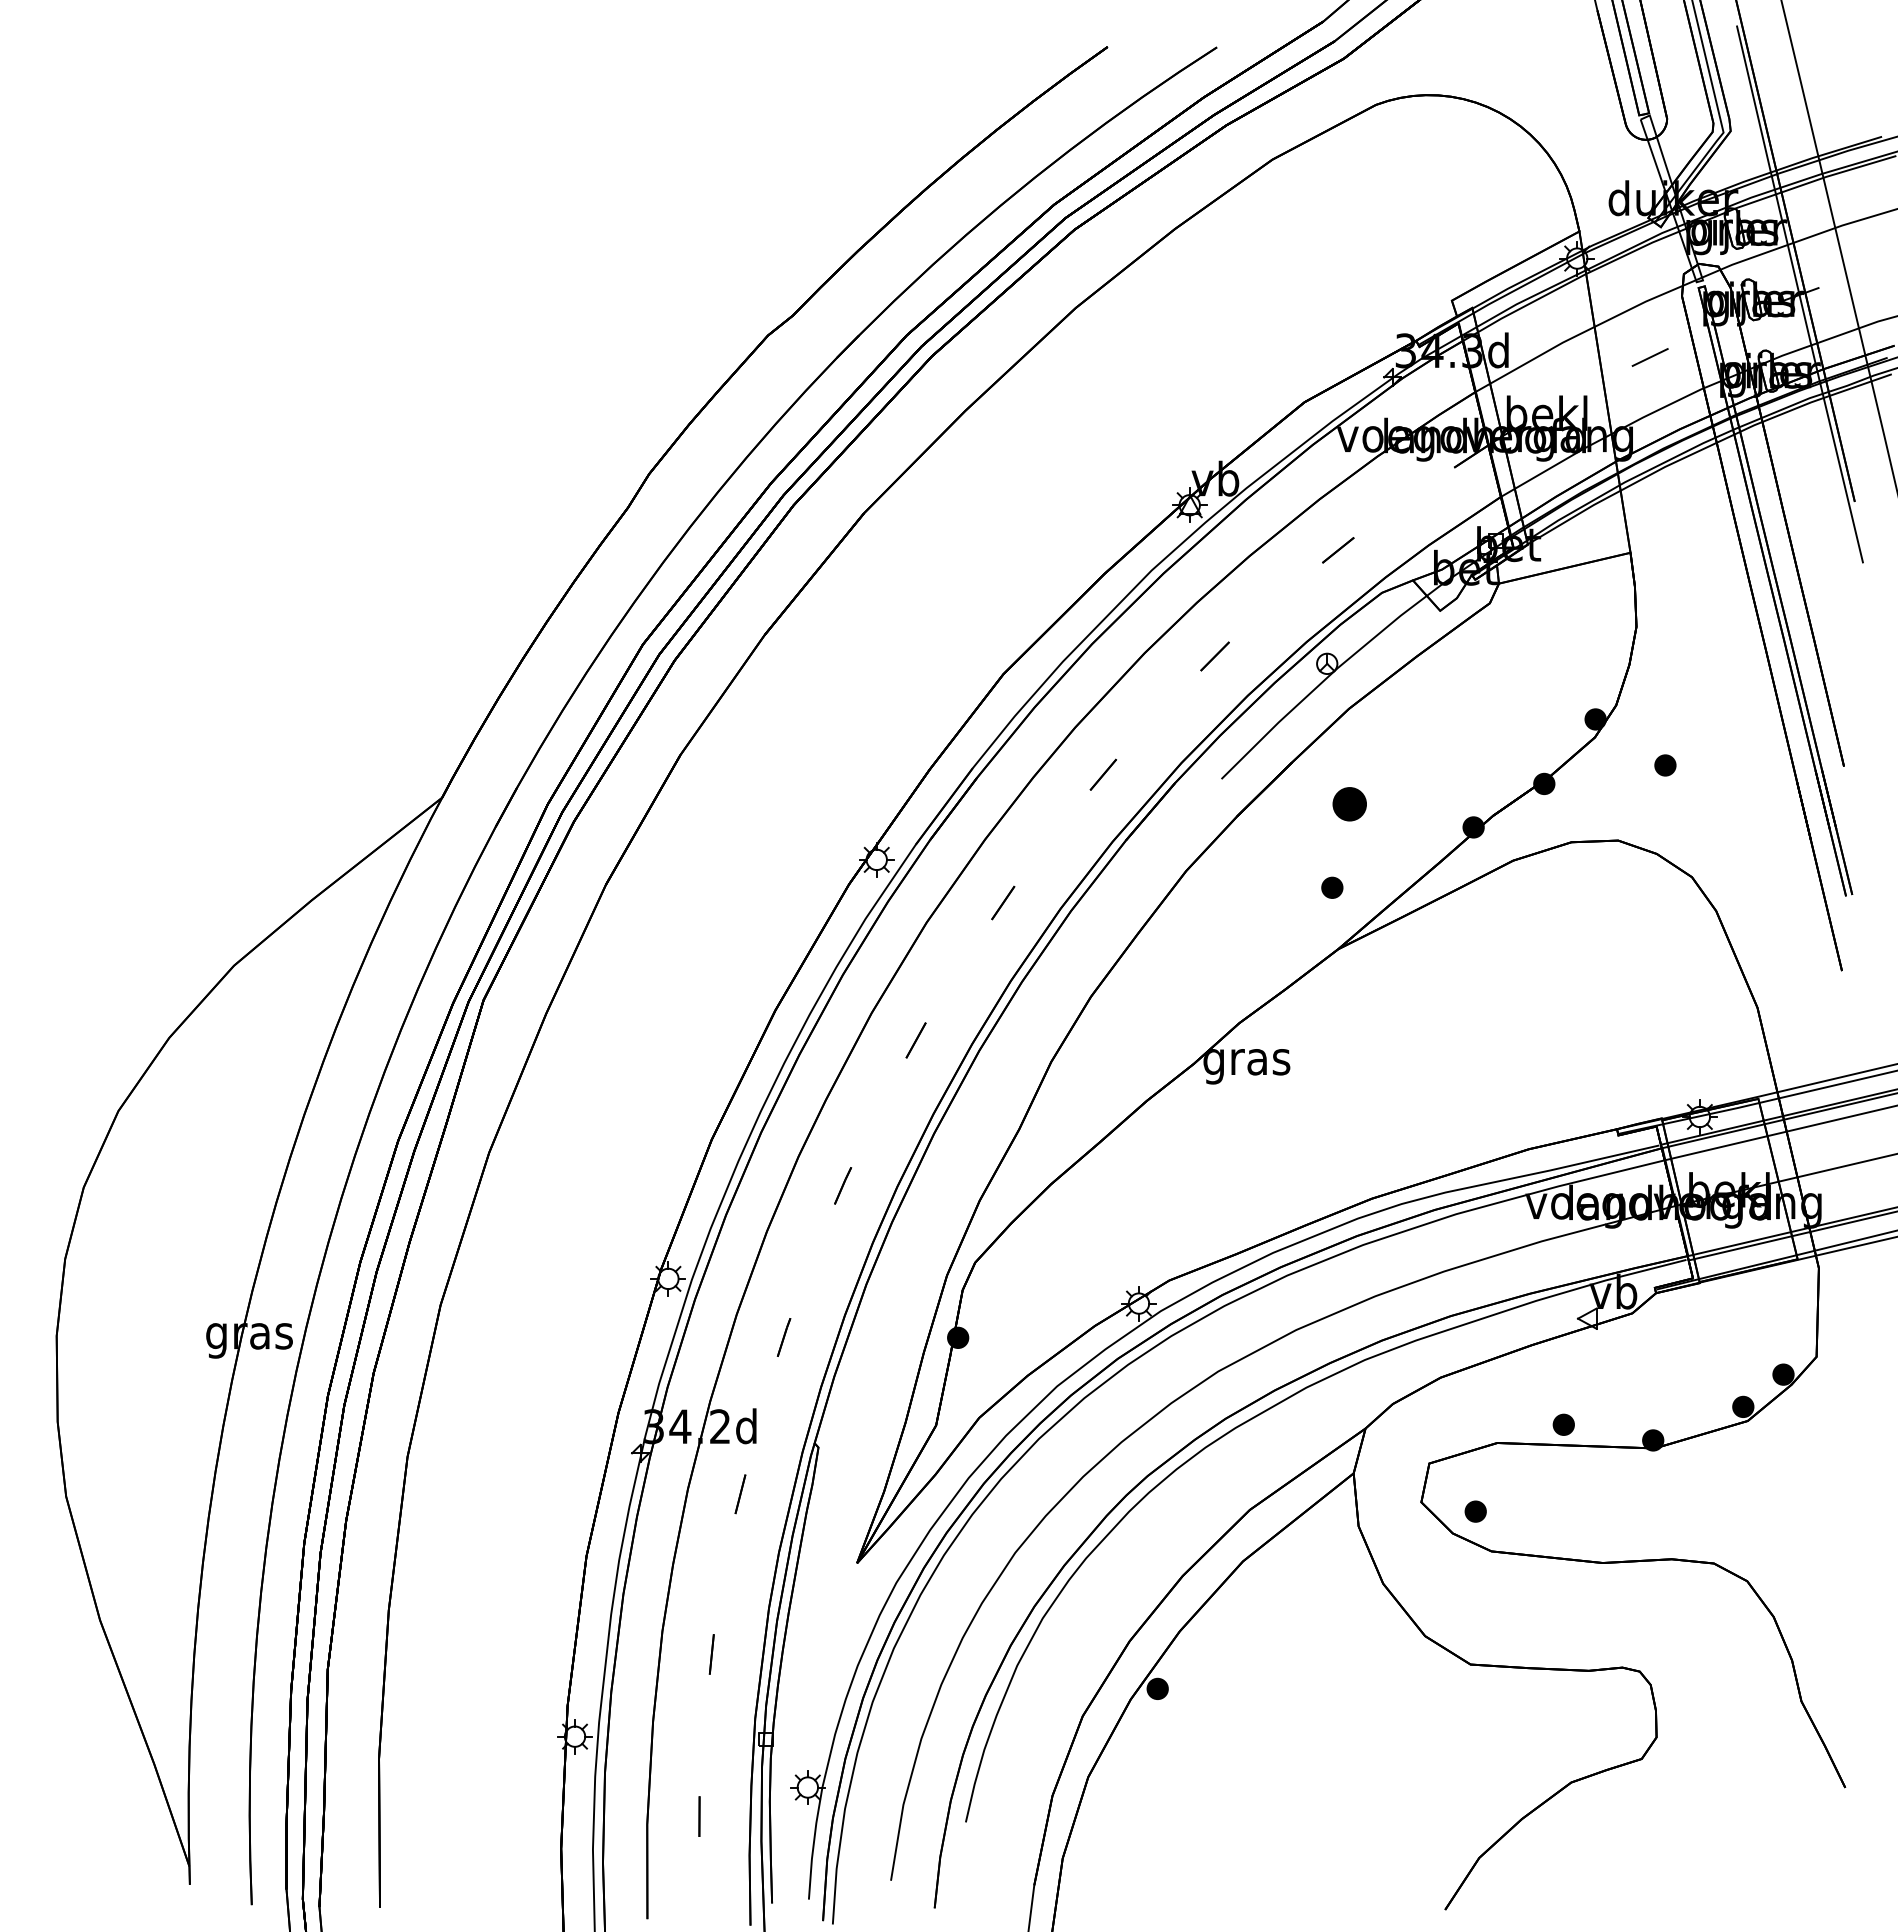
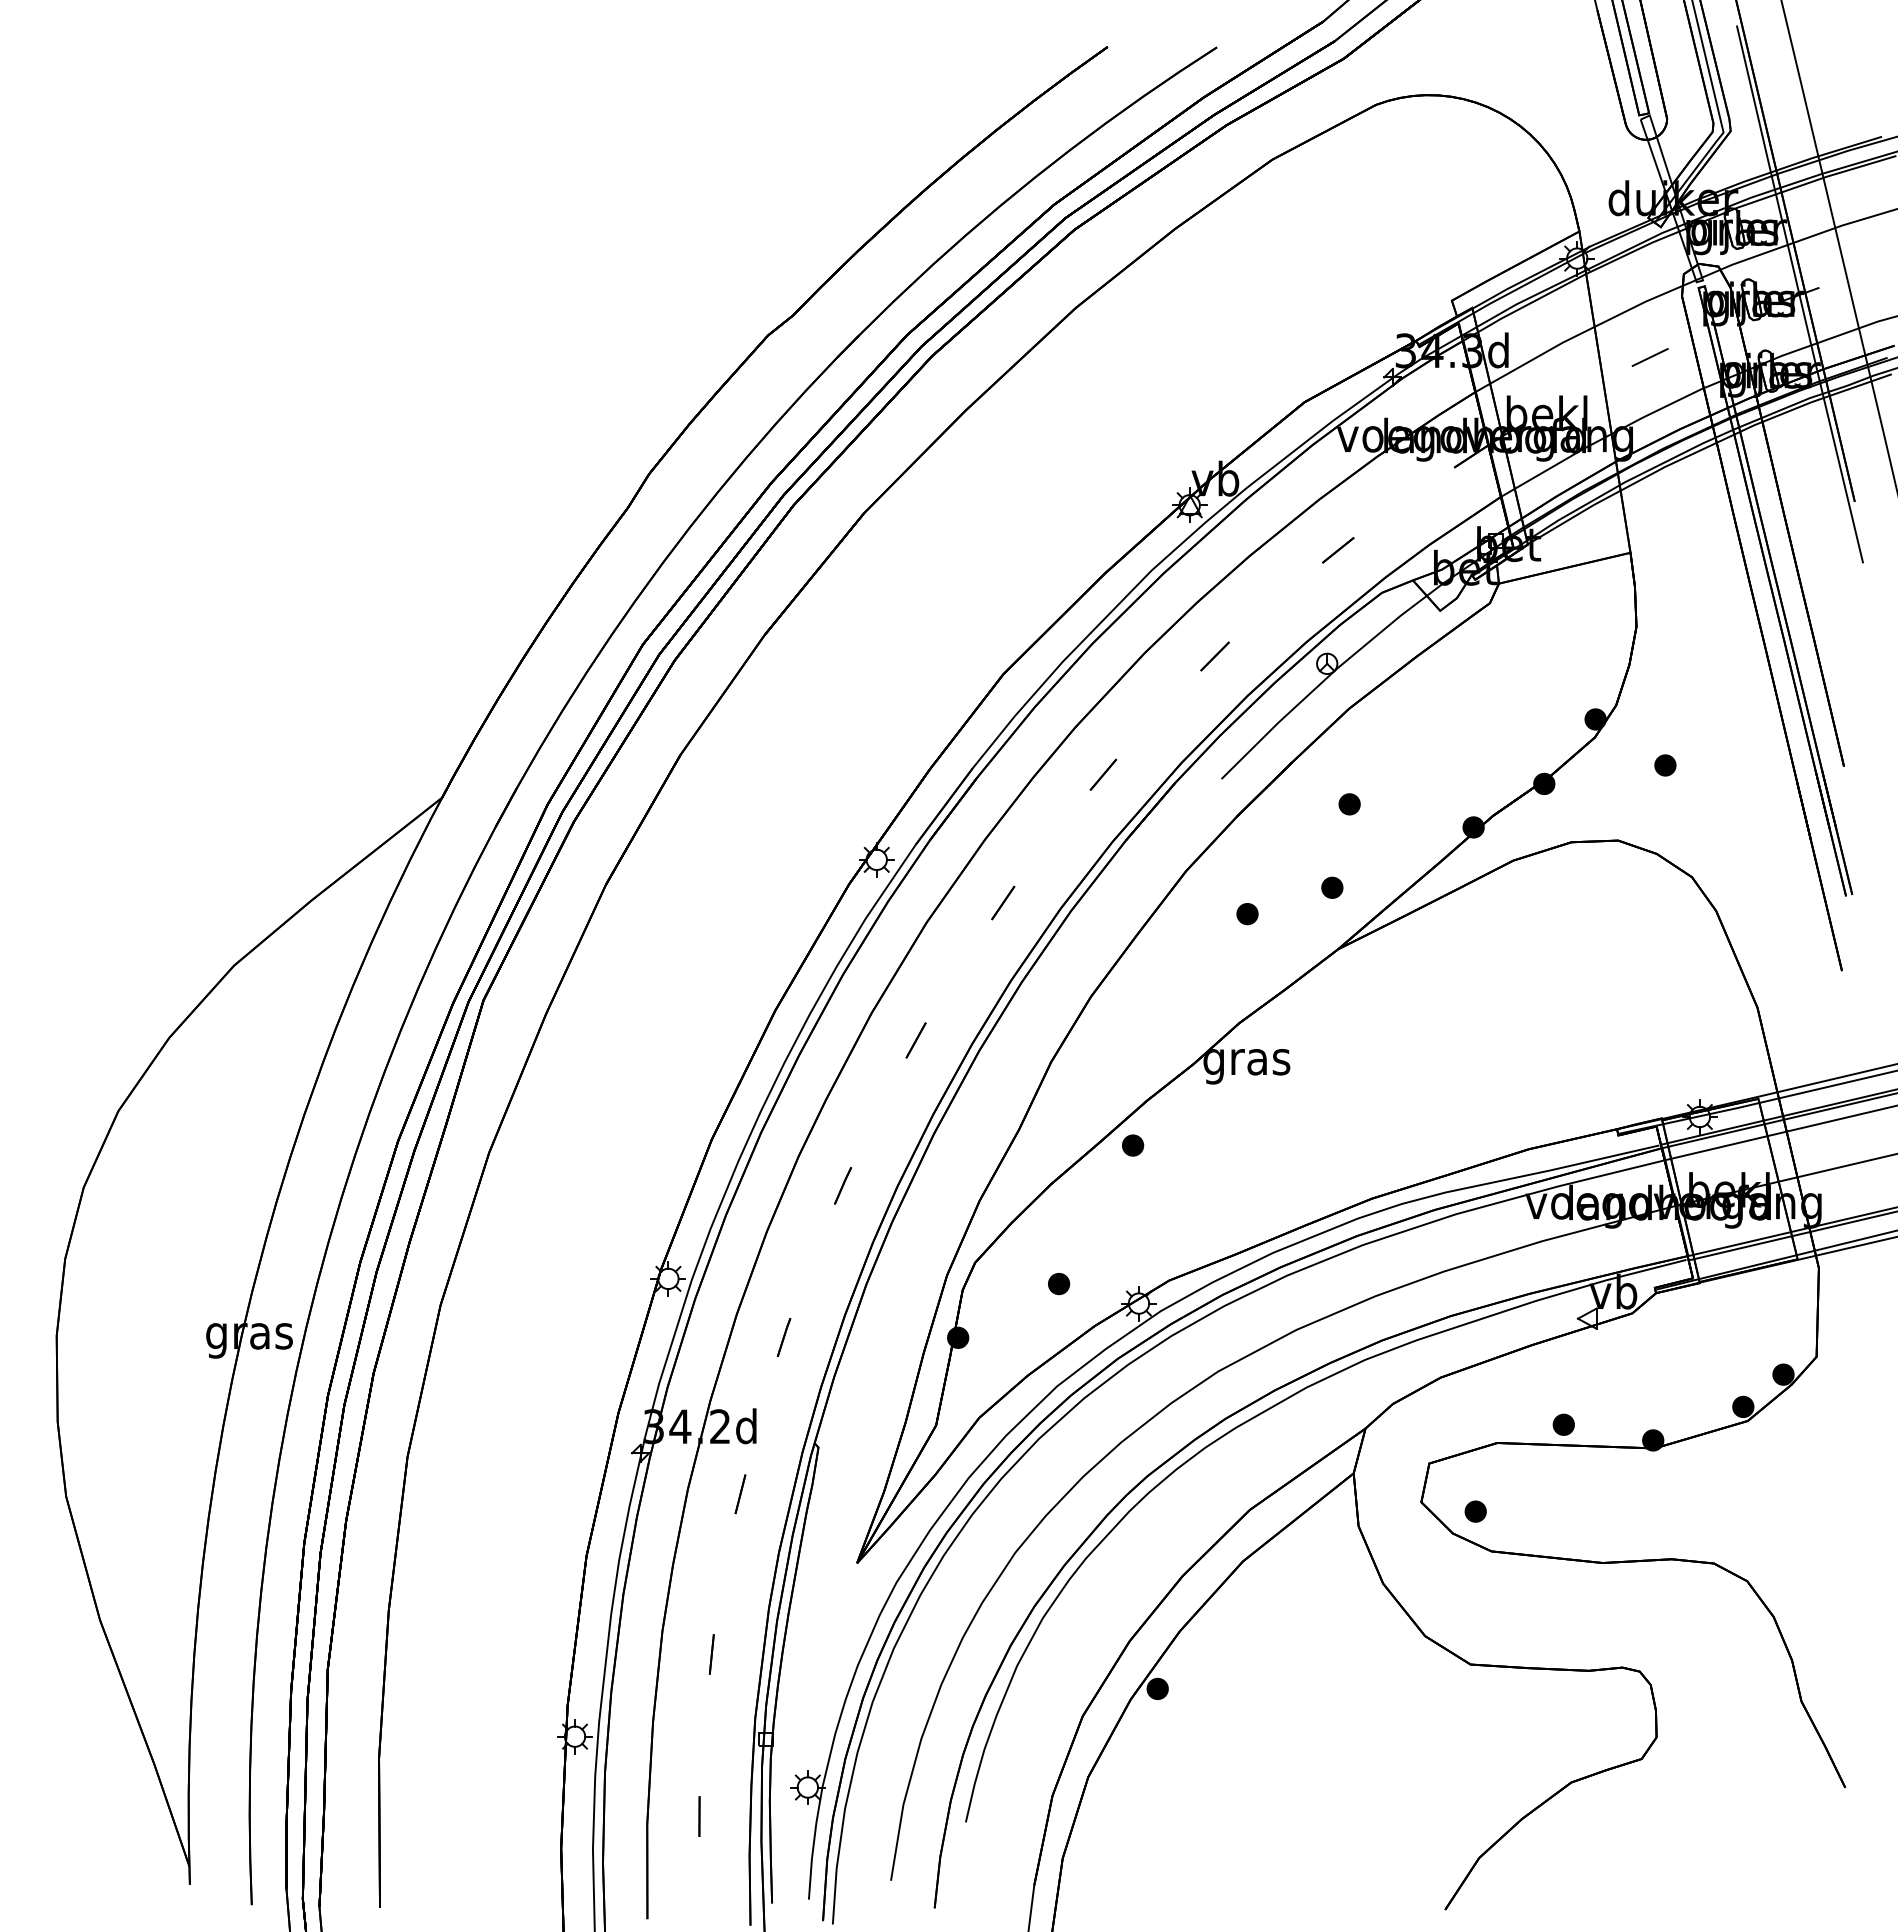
part size: 35x35 px -> 23x23 px (1349, 804)
part: none -> present (1247, 914)
part: none -> present (1133, 1145)
part: none -> present (1059, 1284)
